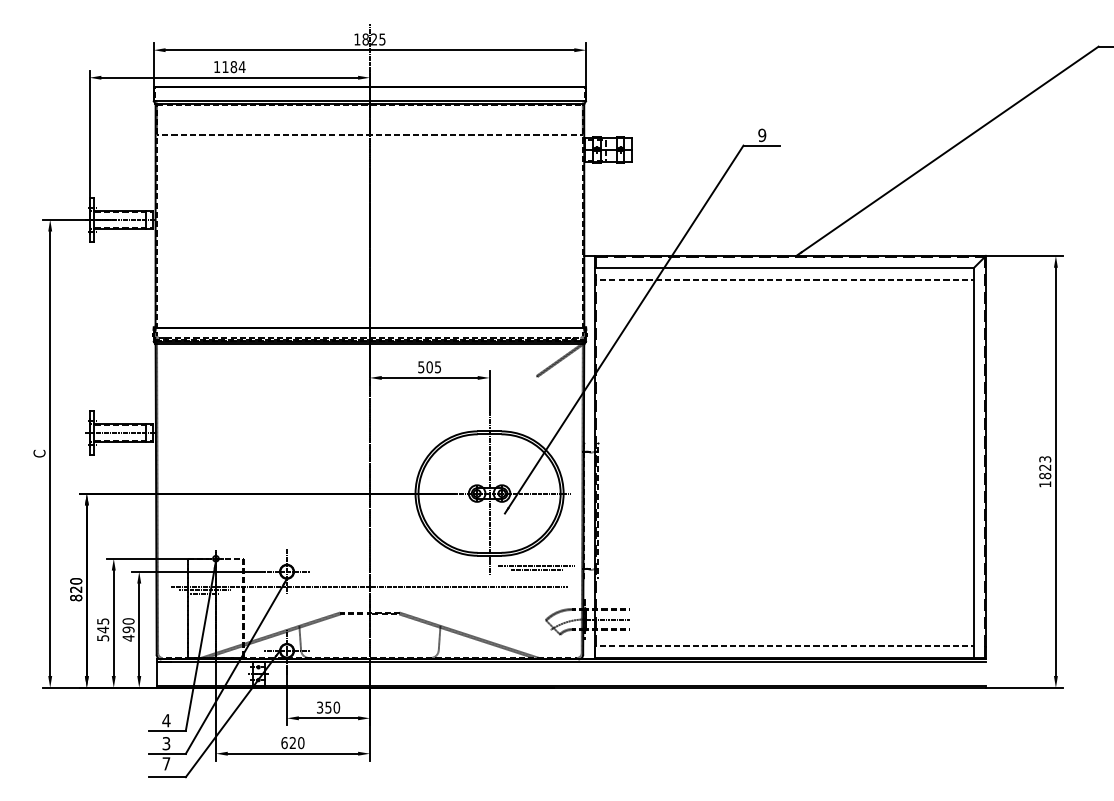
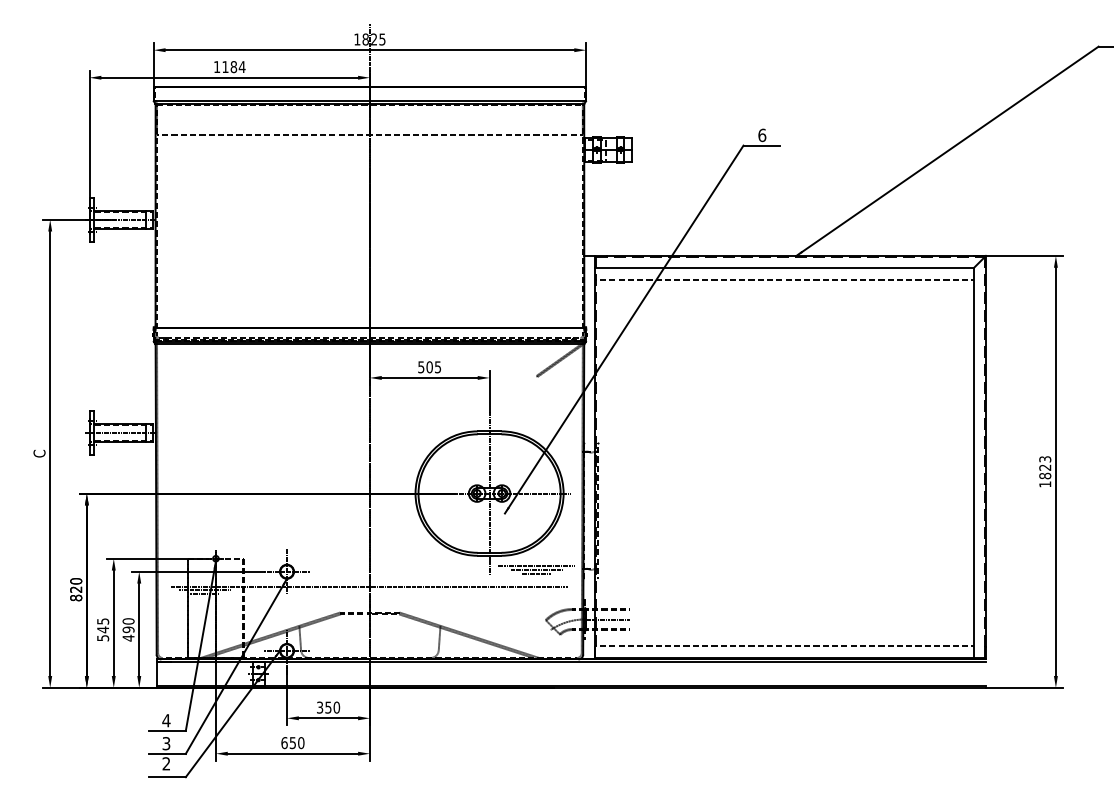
text: 9 -> 6 (762, 135)
line: none -> present (536, 573)
text: 620 -> 650 (292, 743)
text: 7 -> 2 (166, 763)
